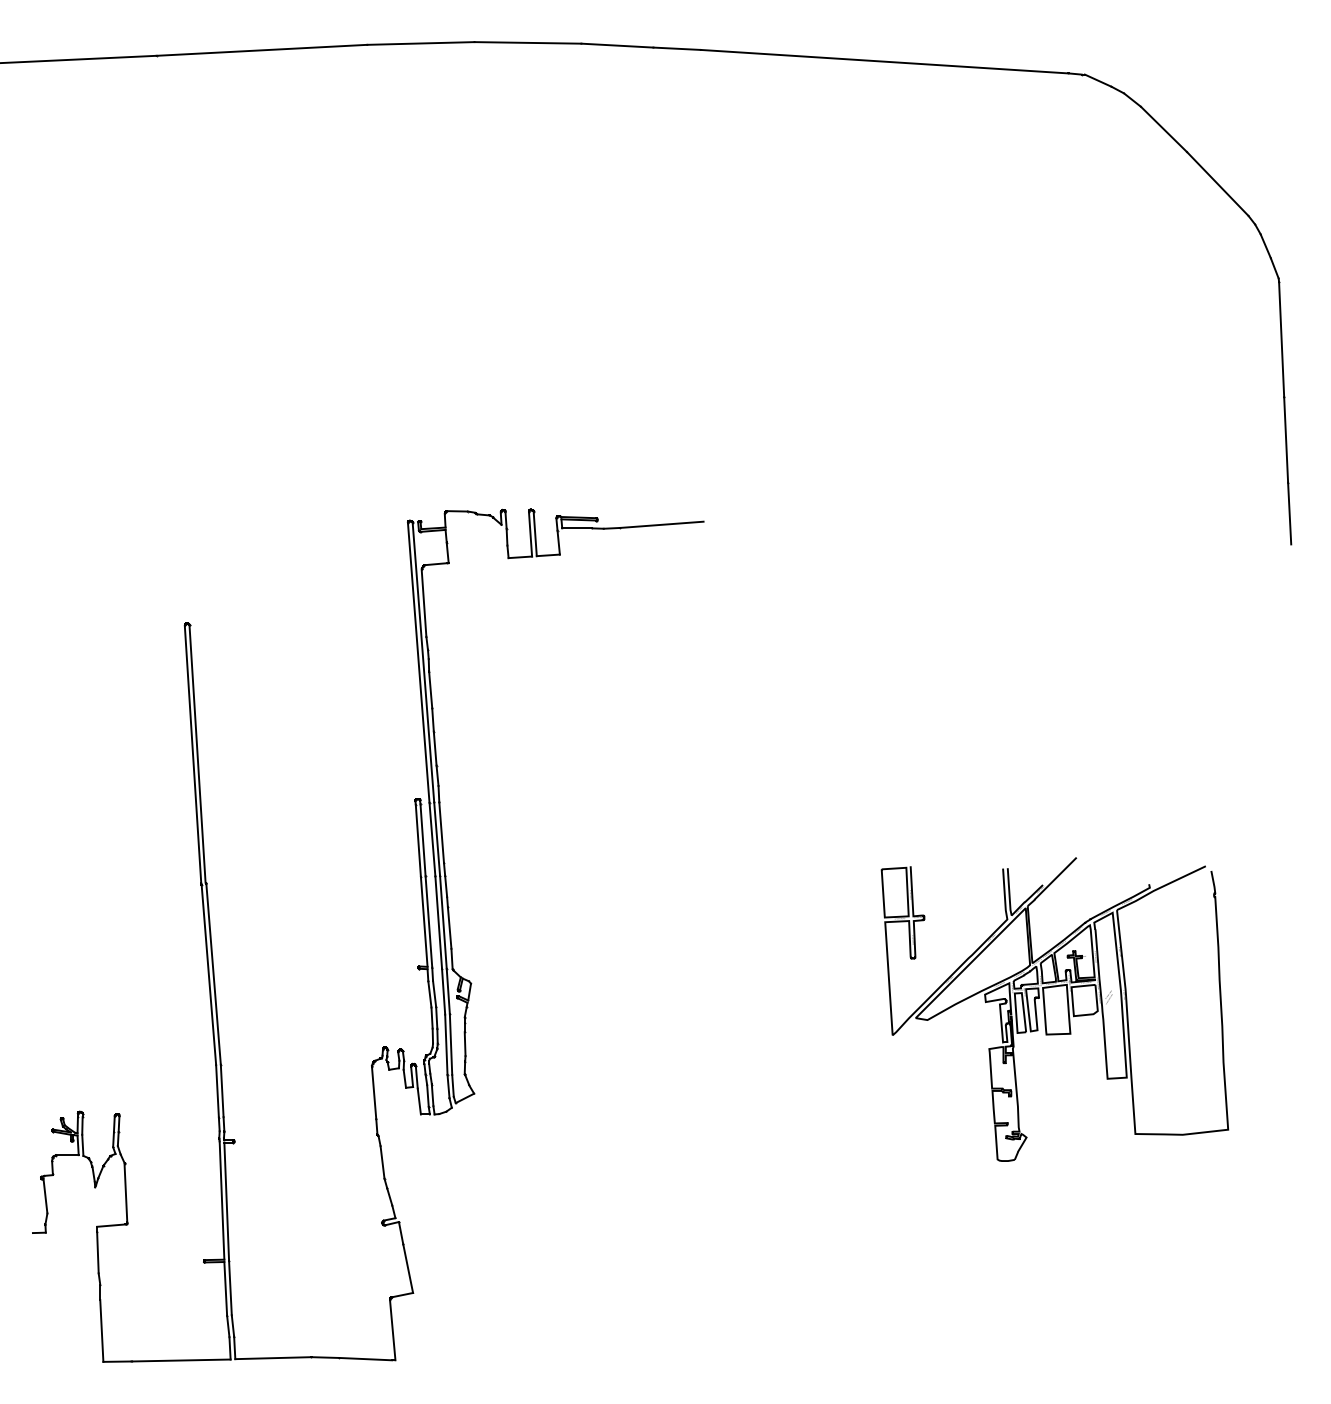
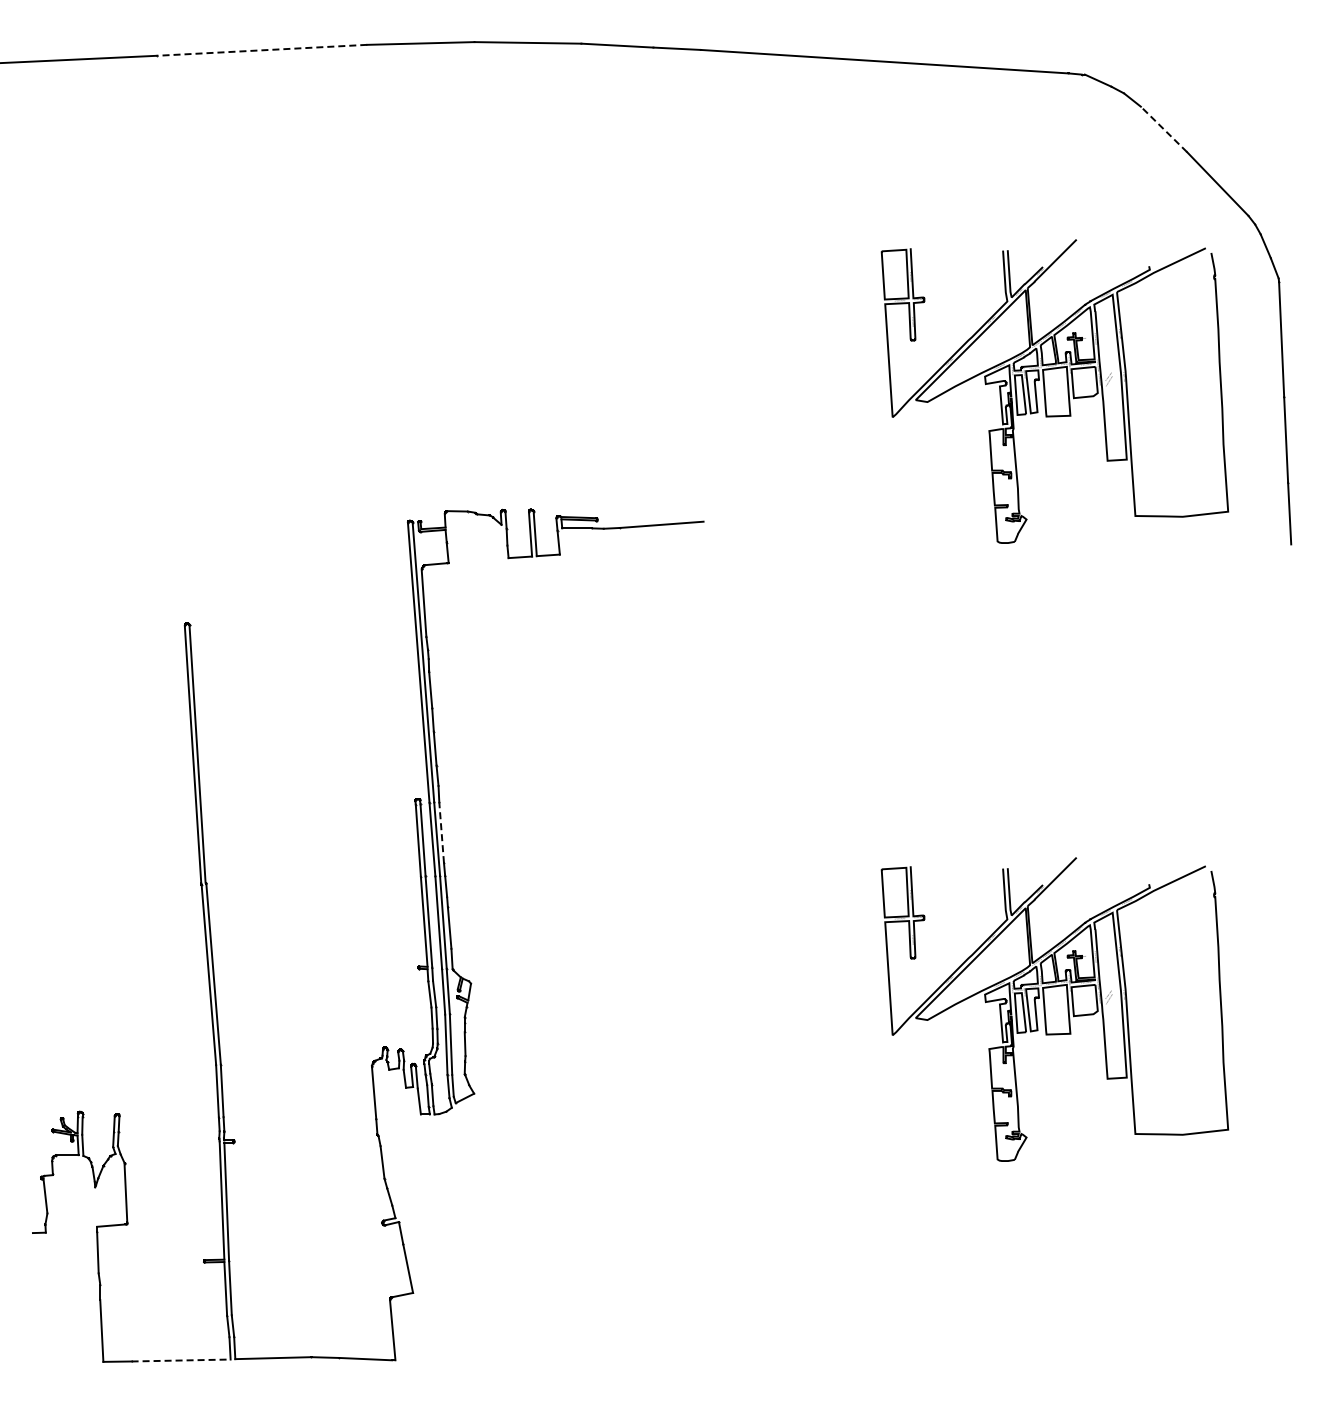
line: solid -> dashed (261, 50)
line: solid -> dashed (1163, 129)
part: none -> present (1054, 391)
line: solid -> dashed (441, 832)
line: solid -> dashed (181, 1360)
